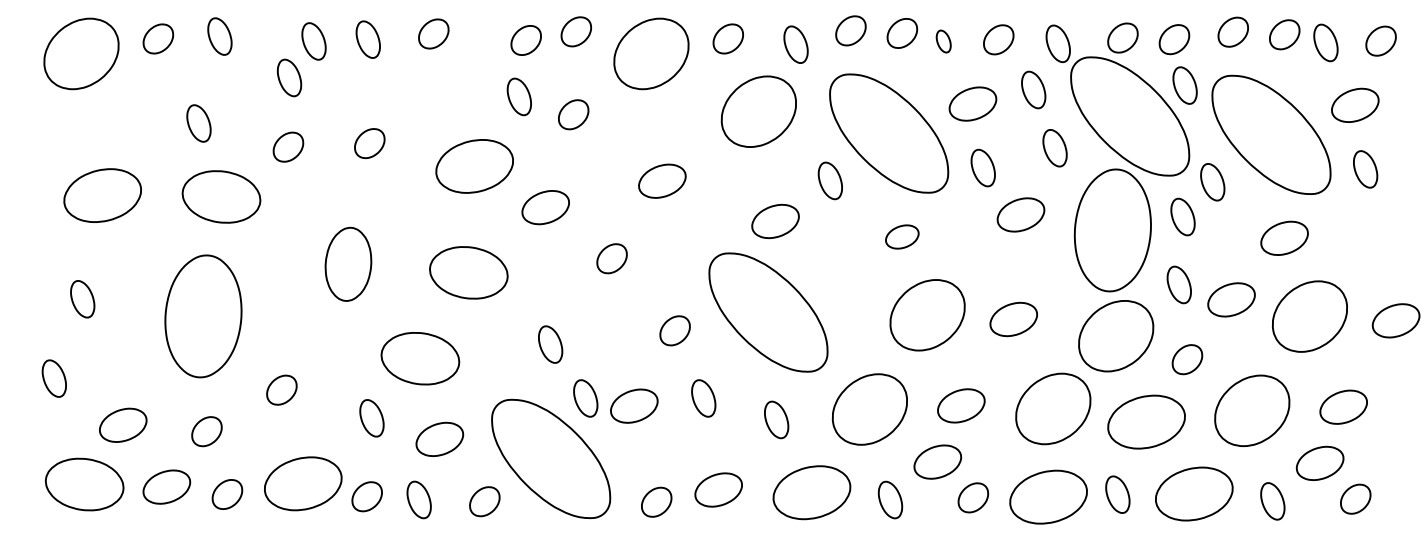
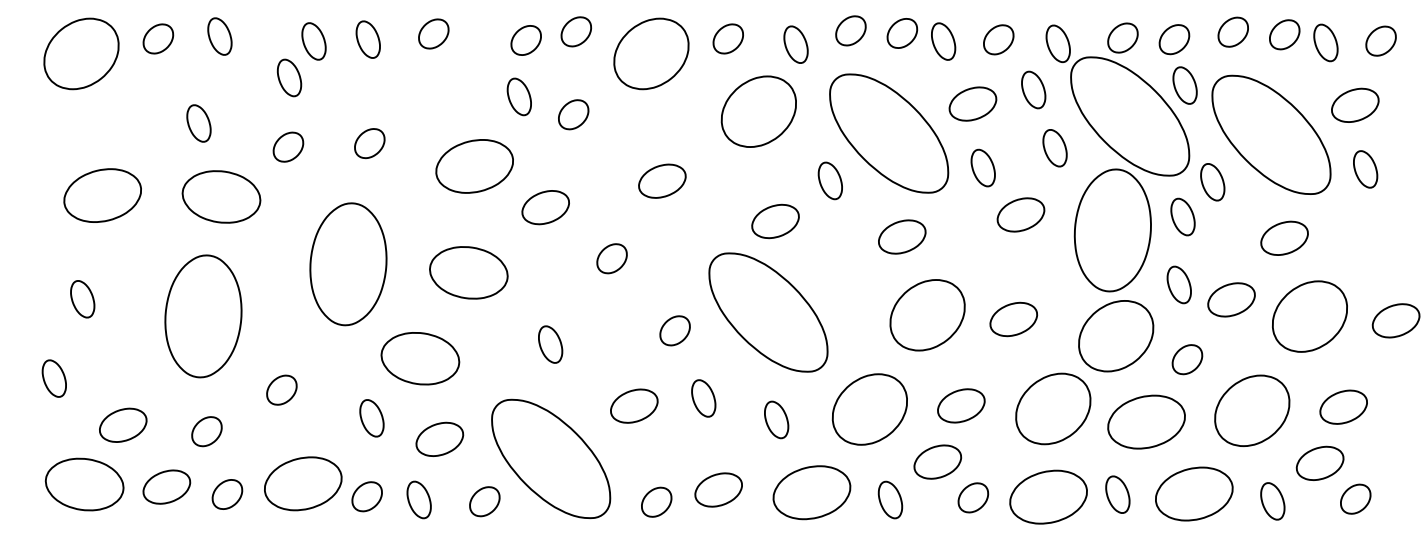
part size: 17x25 px -> 26x39 px (943, 41)
part size: 35x26 px -> 49x36 px (902, 236)
part size: 49x76 px -> 79x125 px (348, 264)
part: present -> none (585, 398)
